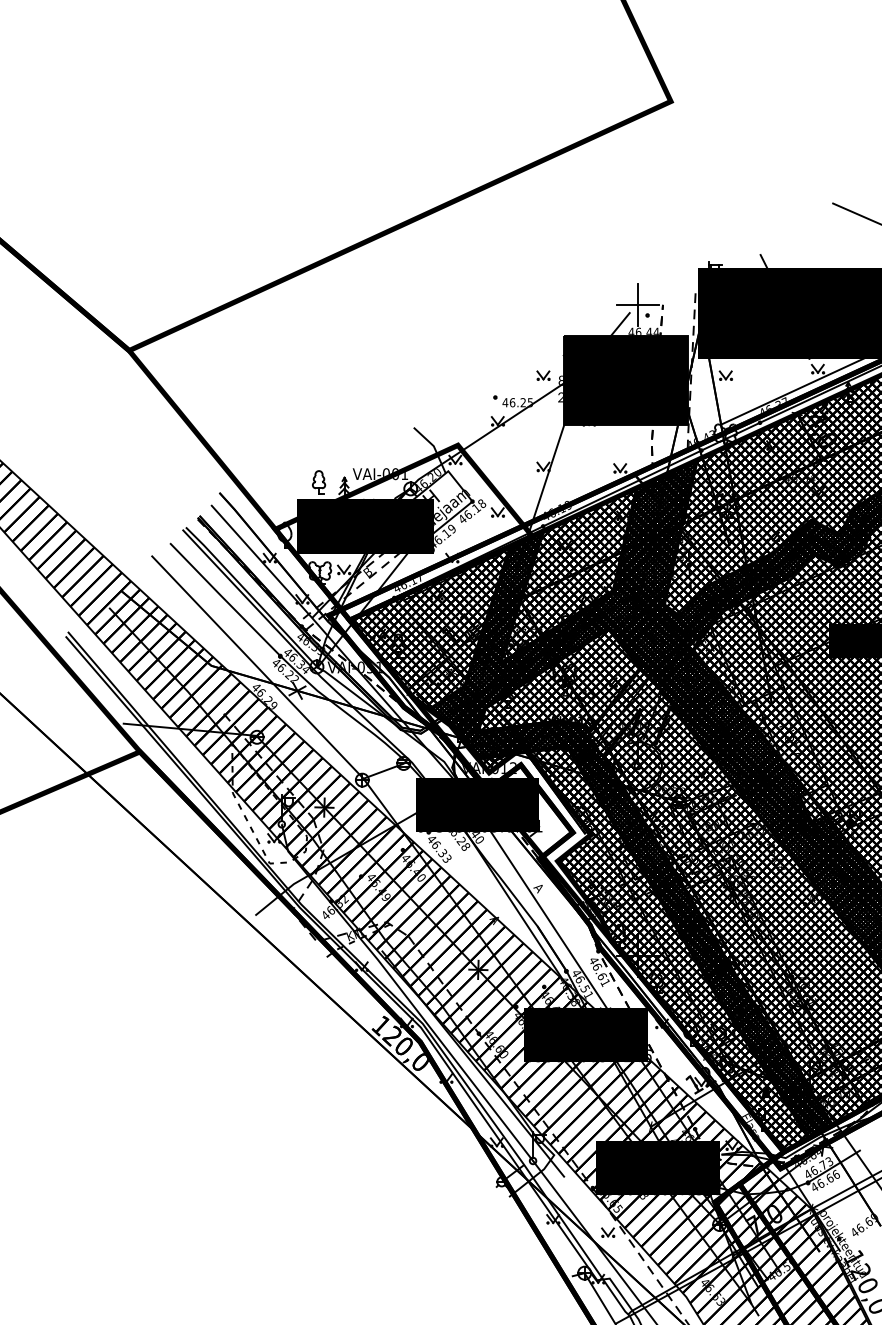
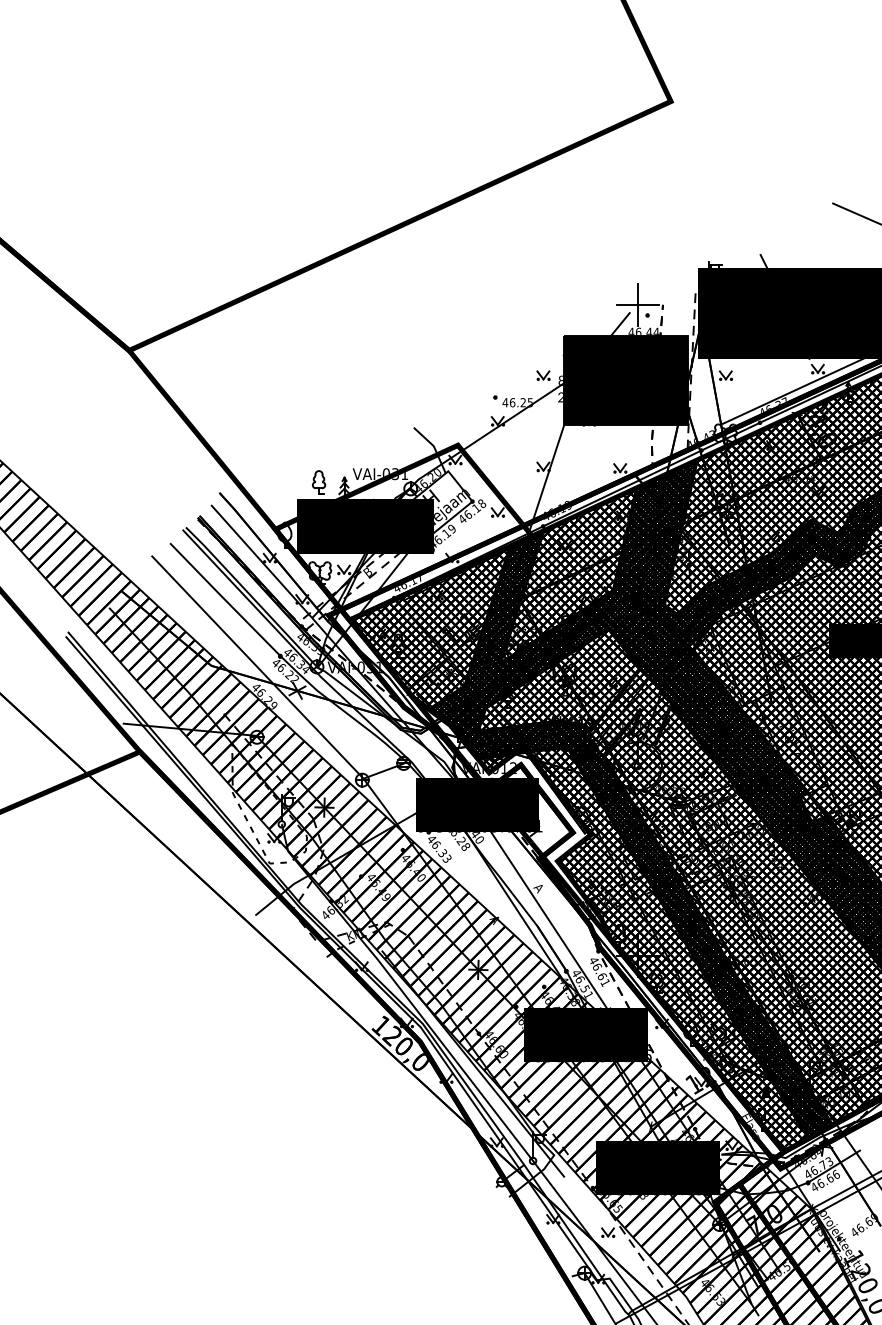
text: VAI-001 -> VAI-031 (395, 474)
